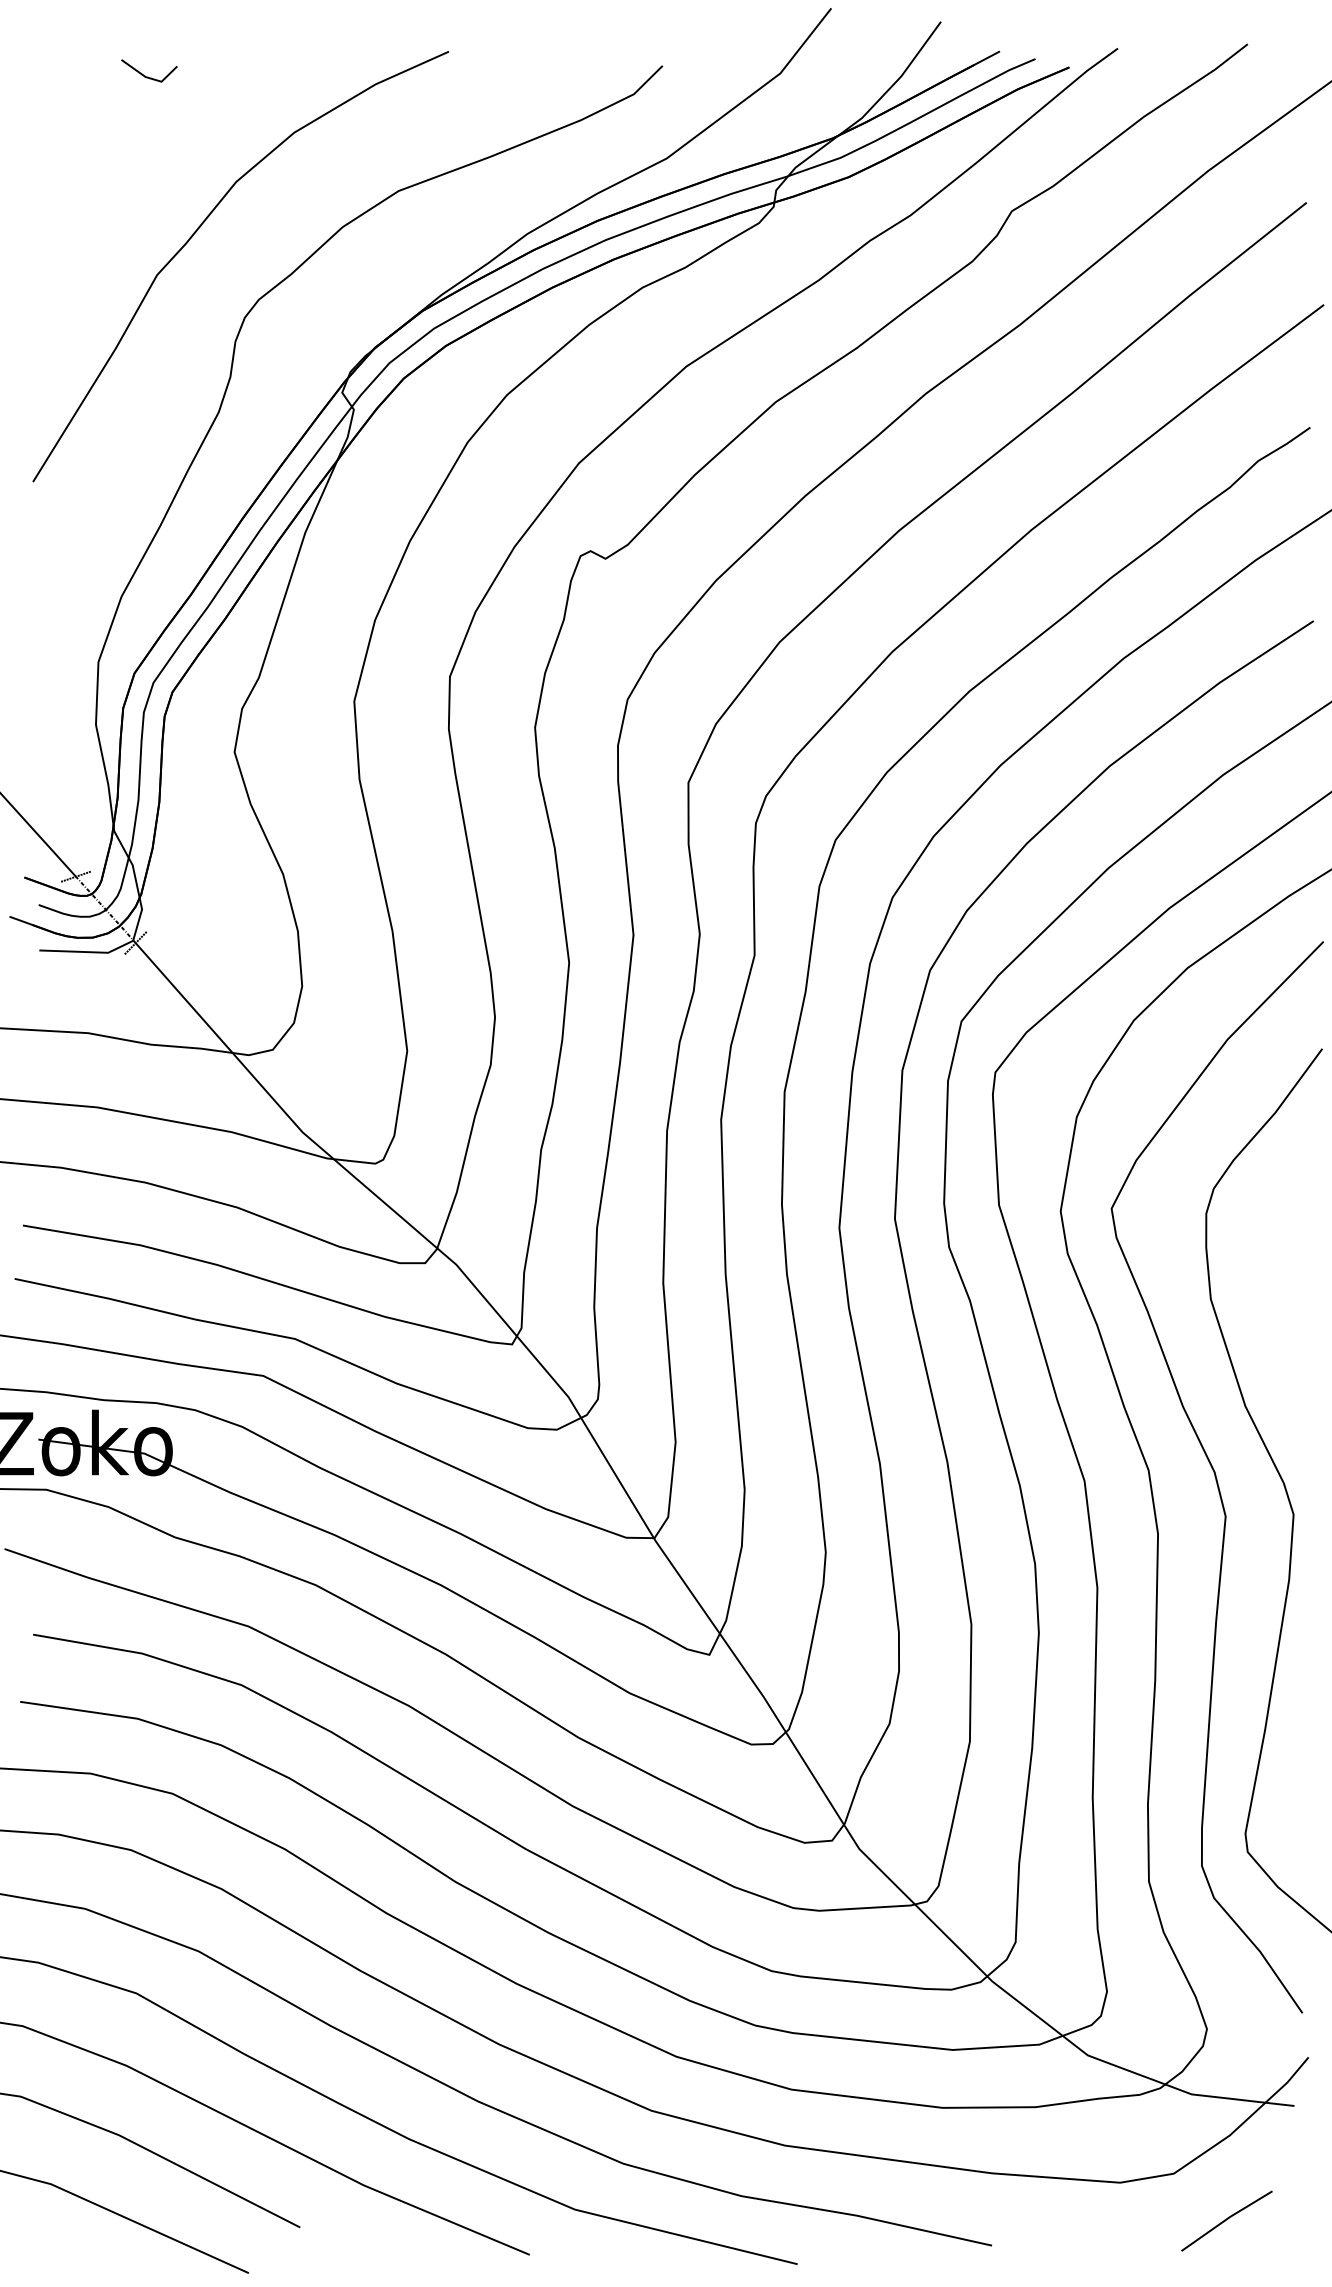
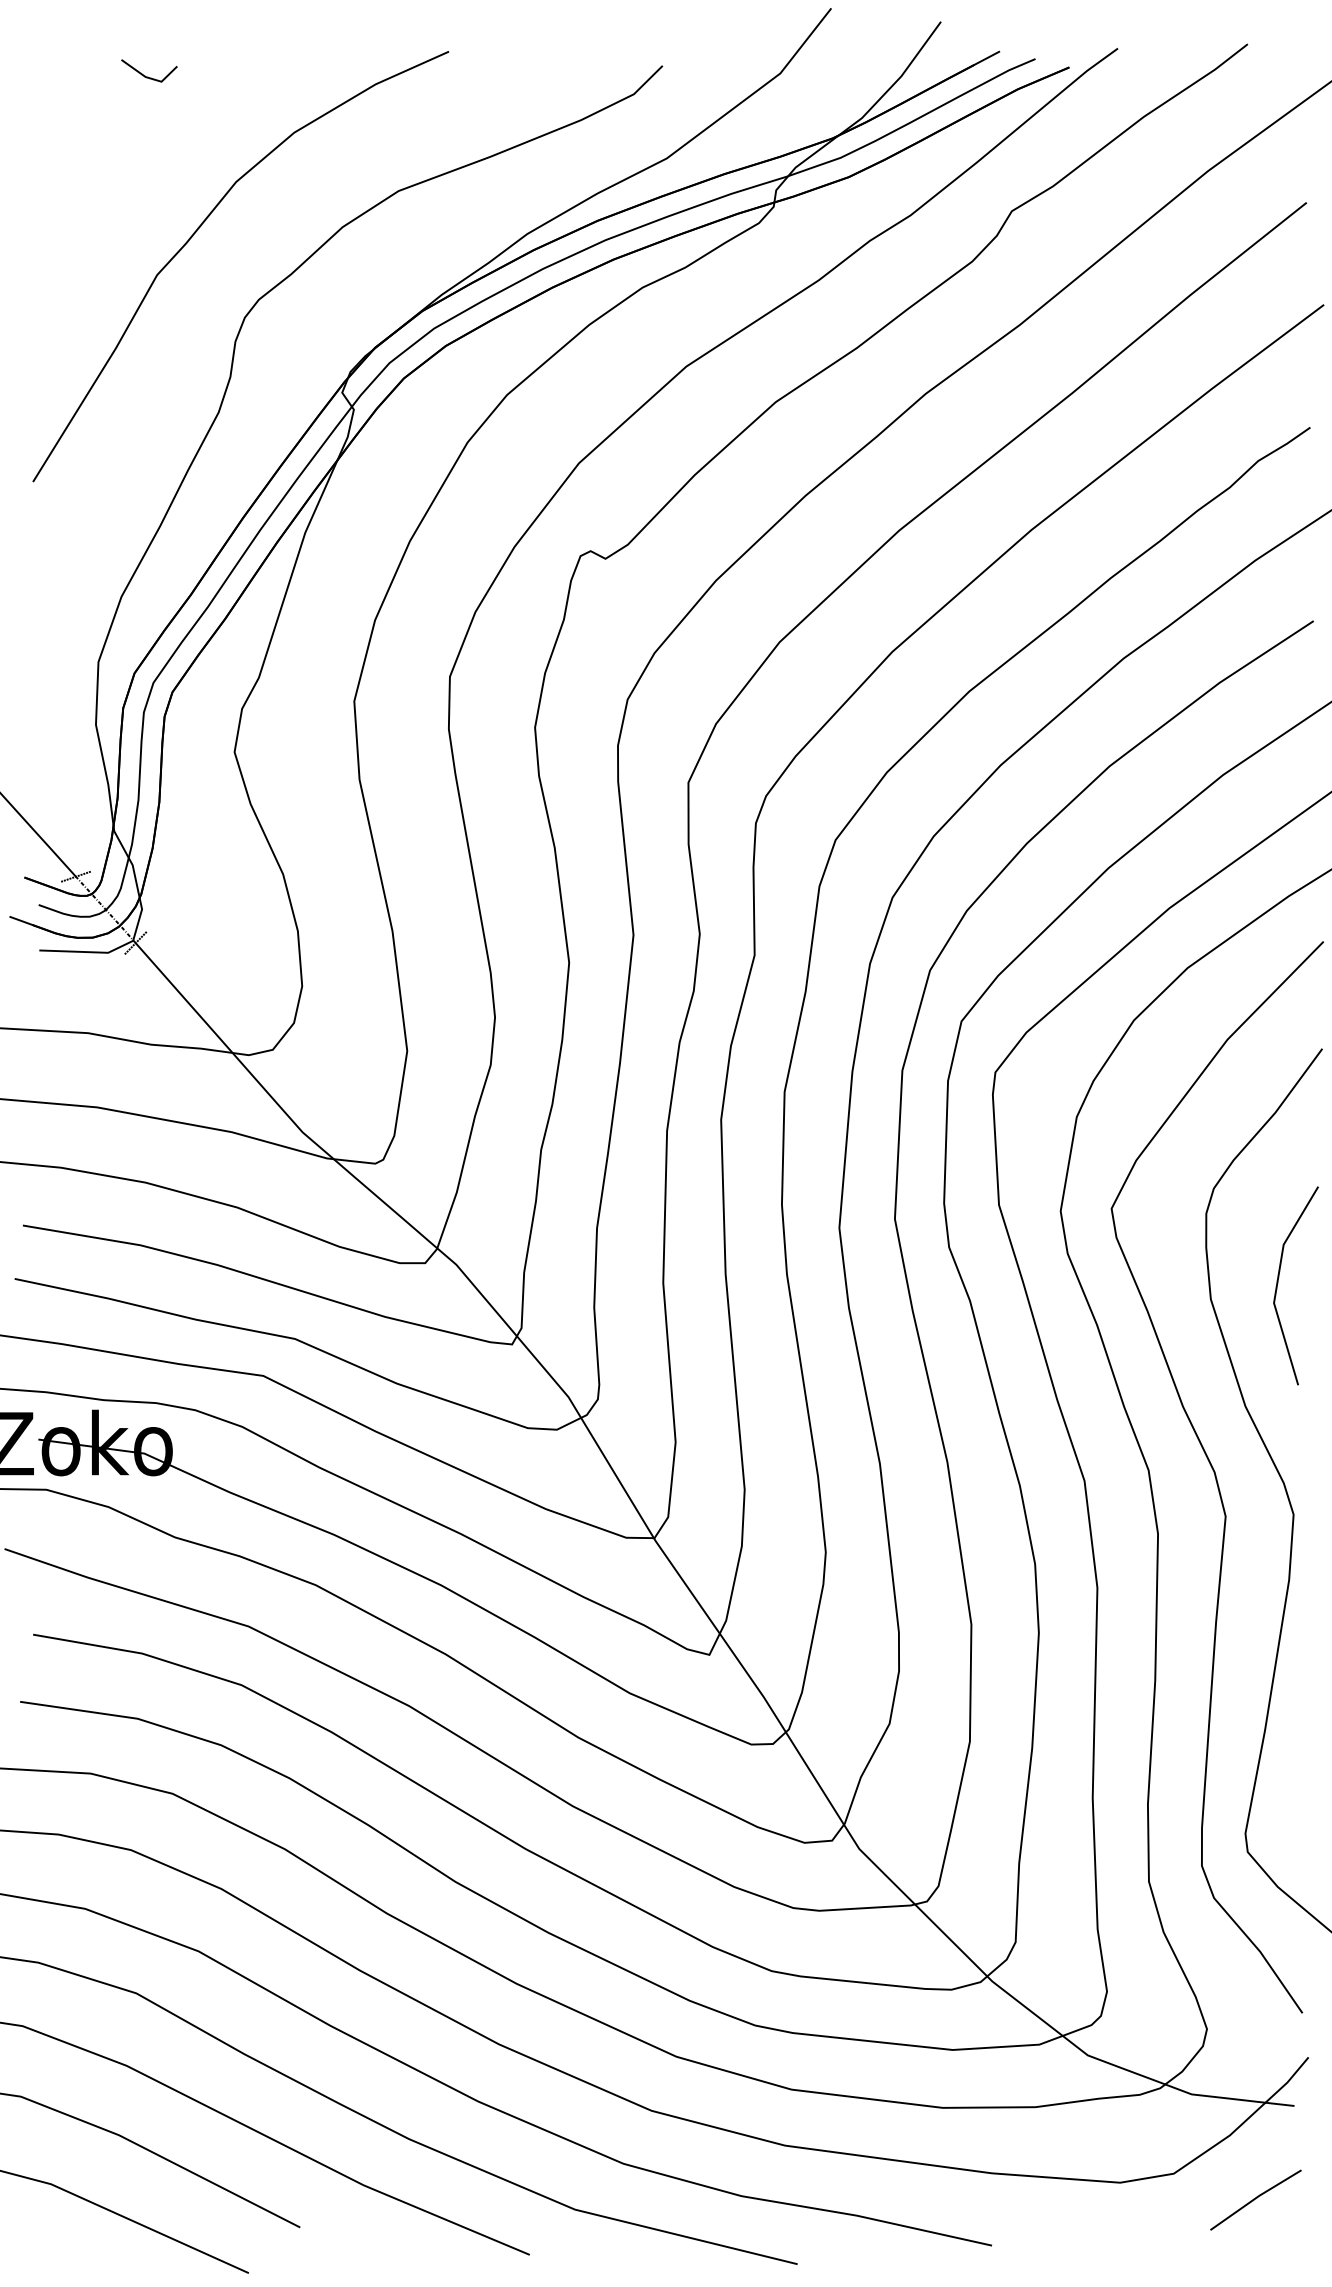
line: none -> present (1278, 1283)
line position: (1226, 2220) -> (1255, 2199) (1255, 2199)
